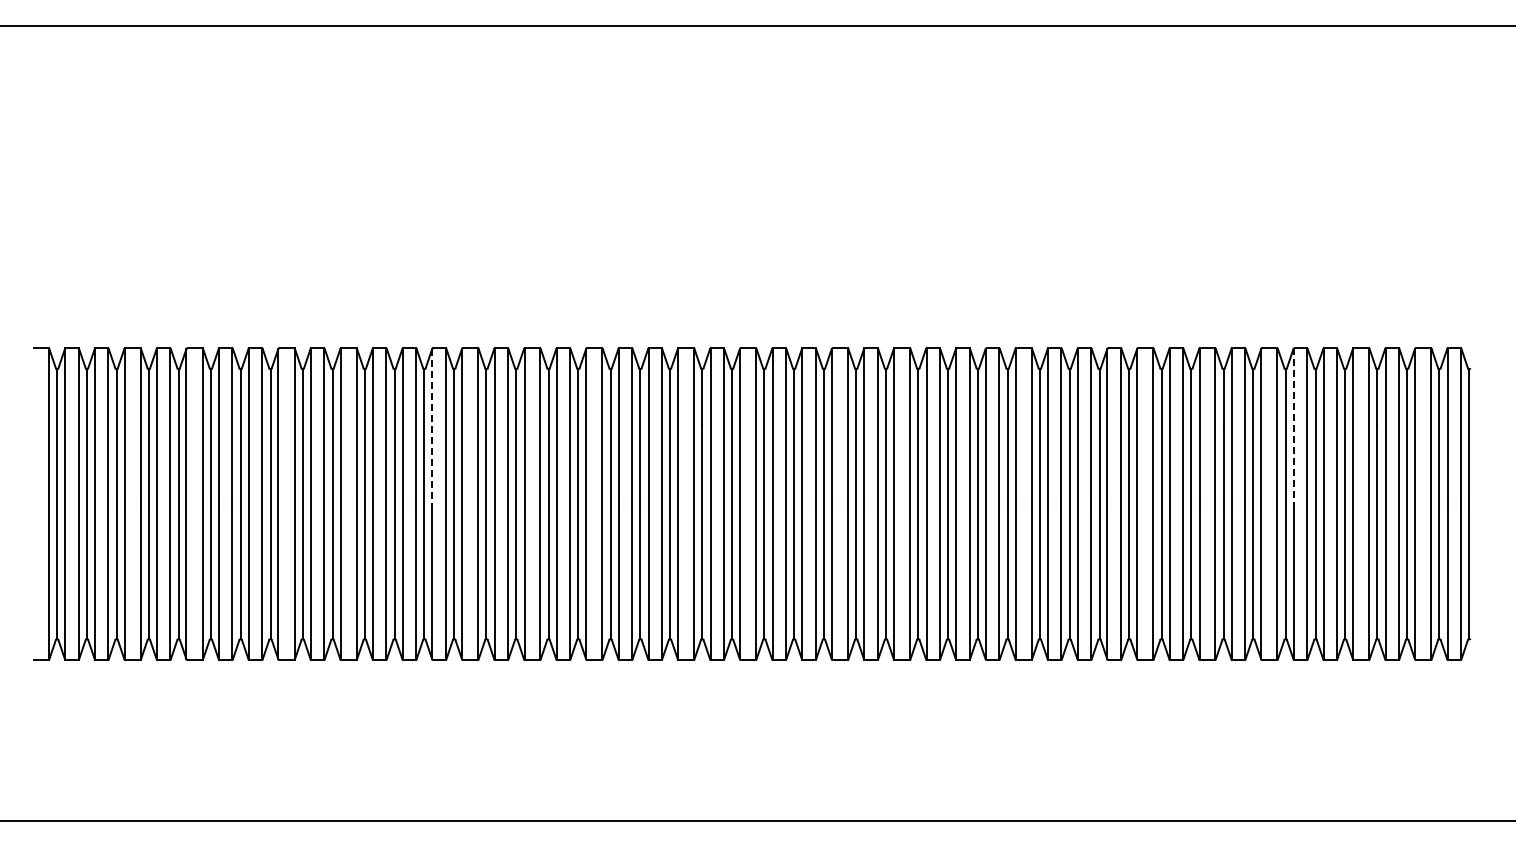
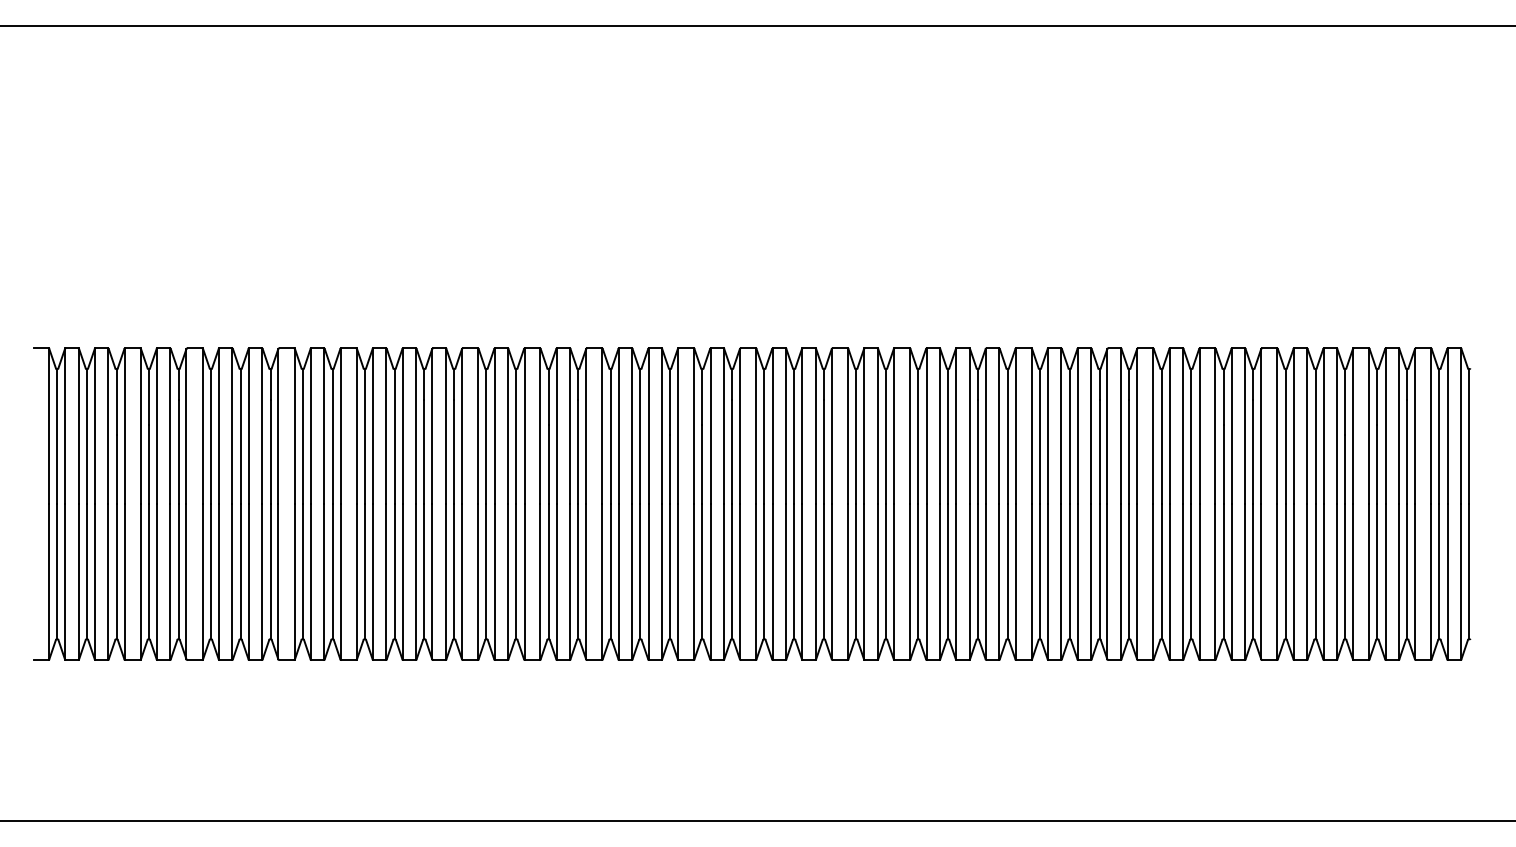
line: dashed -> solid (432, 426)
line: dashed -> solid (1293, 426)
